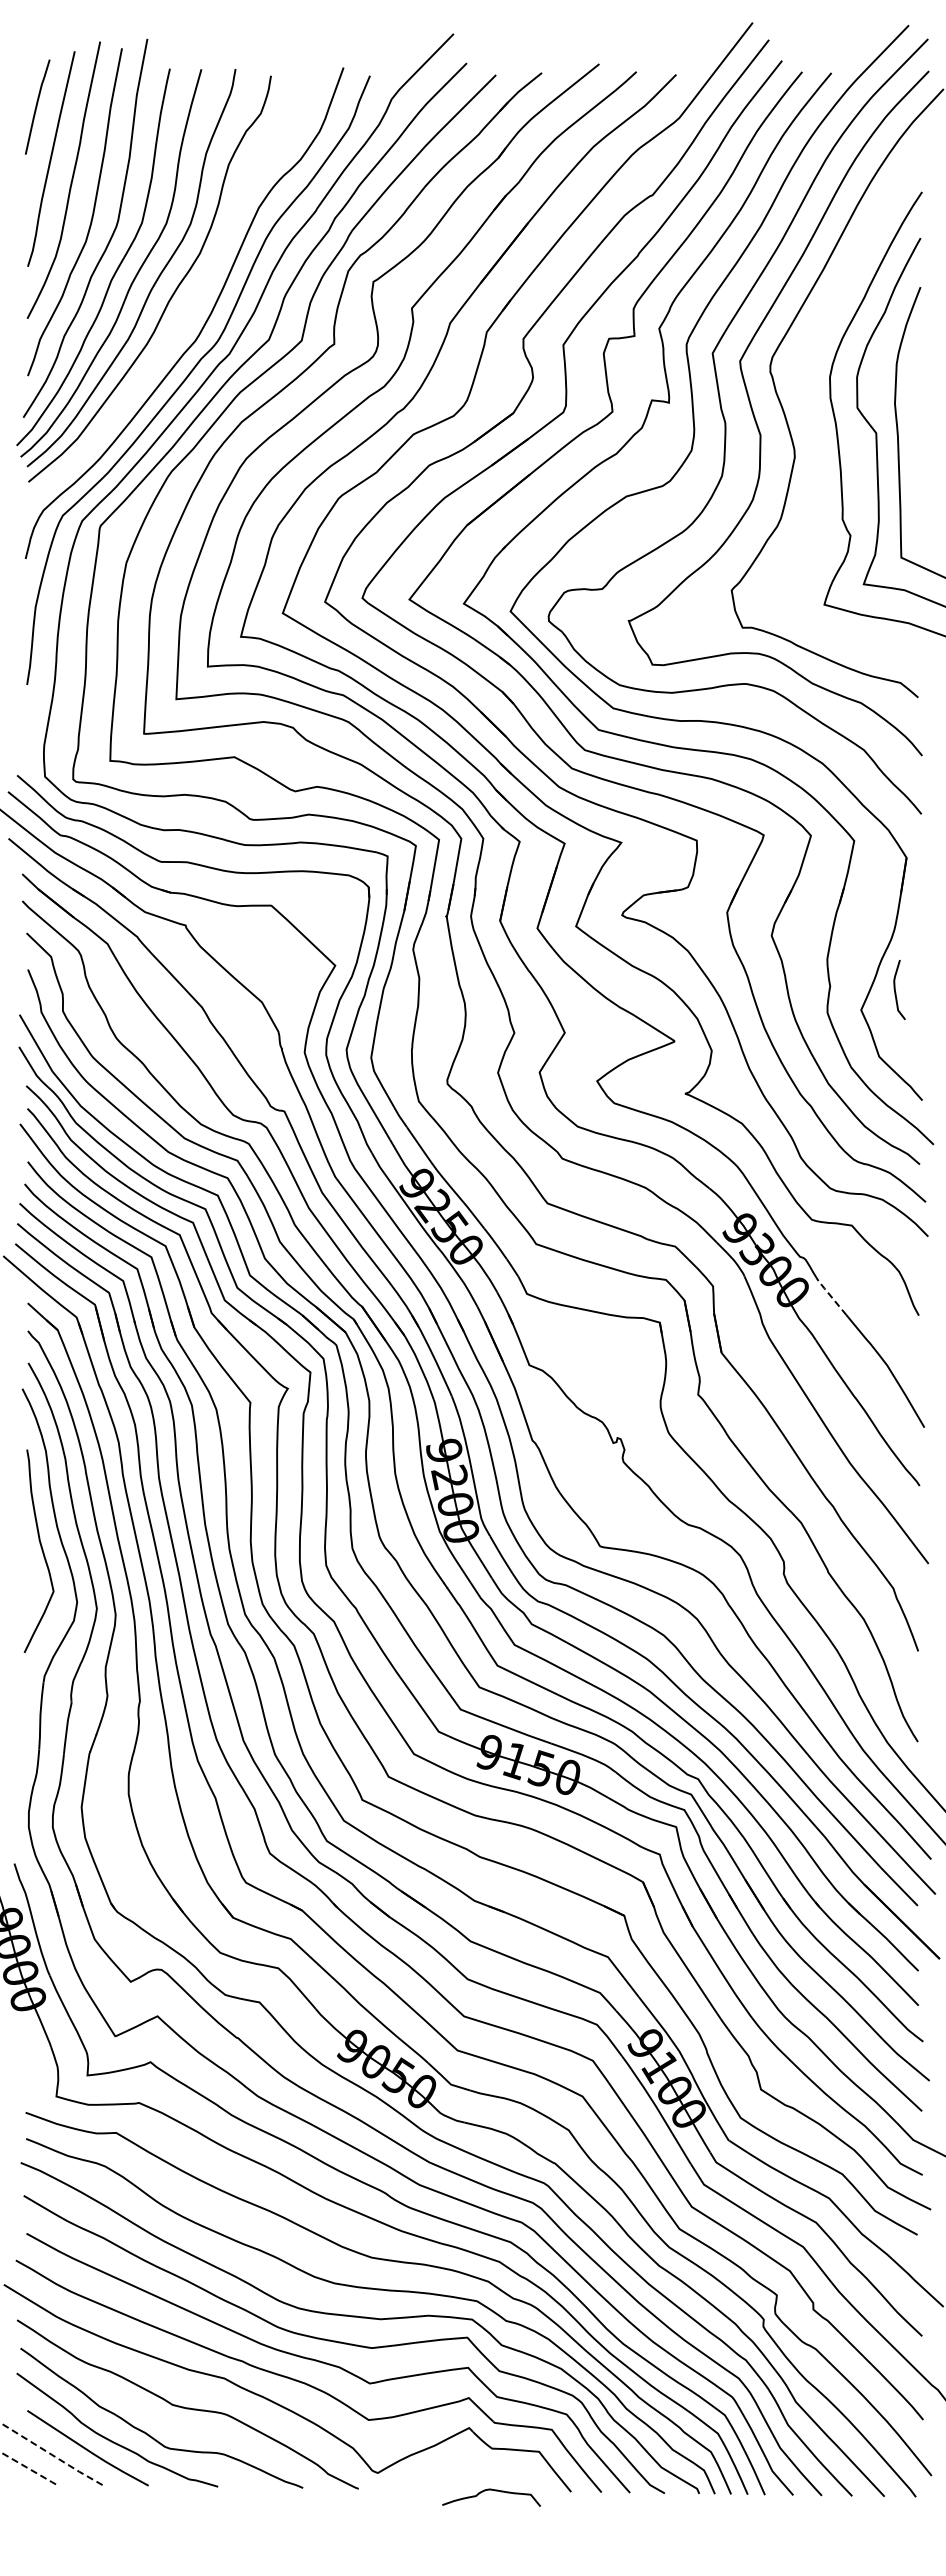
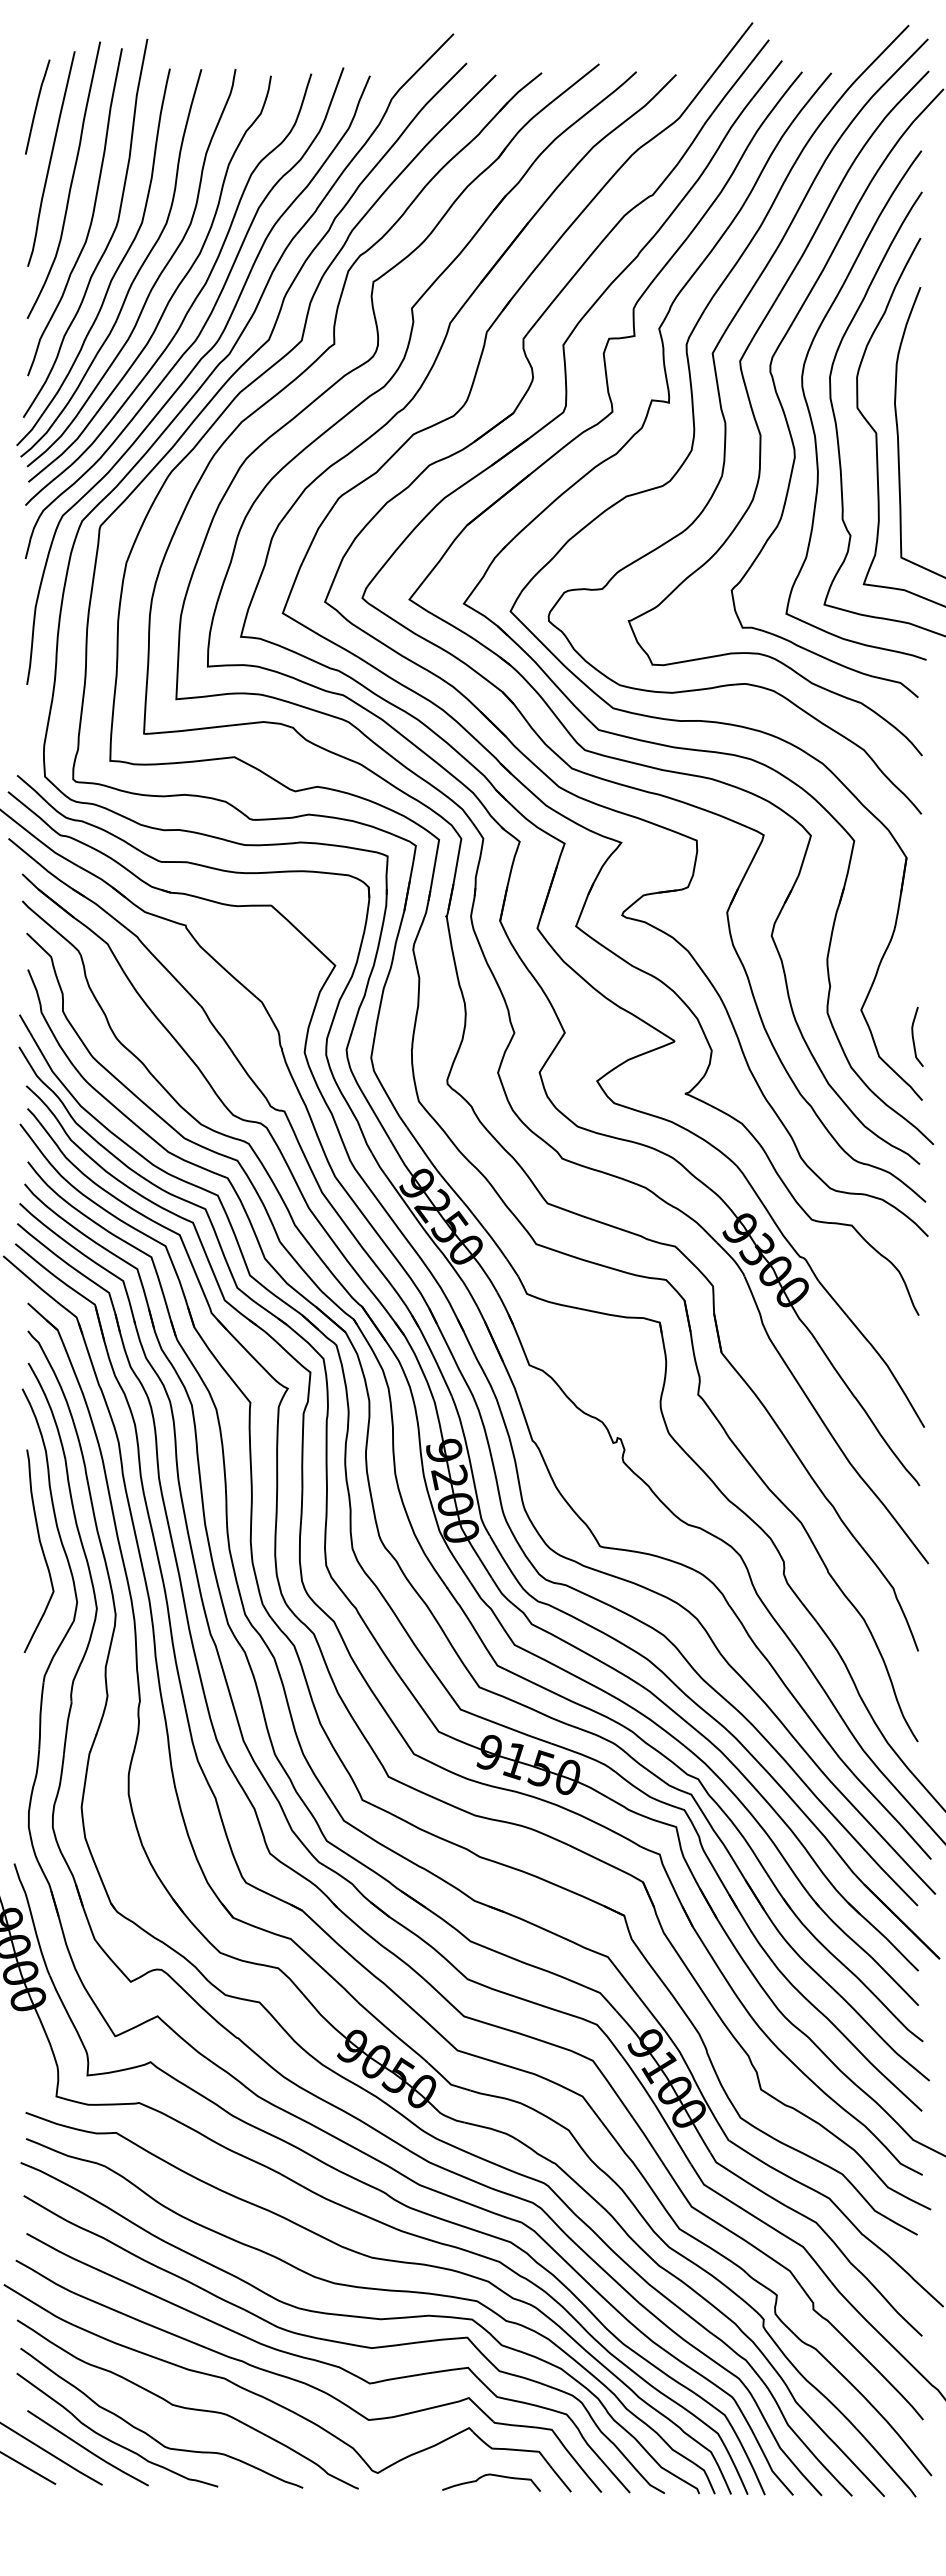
curve: none -> present (191, 303)
curve: none -> present (811, 416)
curve position: (895, 989) -> (913, 1036) (913, 1036)
line: dashed -> solid (831, 1296)
line: dashed -> solid (51, 2454)
line: dashed -> solid (28, 2468)
curve position: (494, 2491) -> (494, 2476) (494, 2476)
